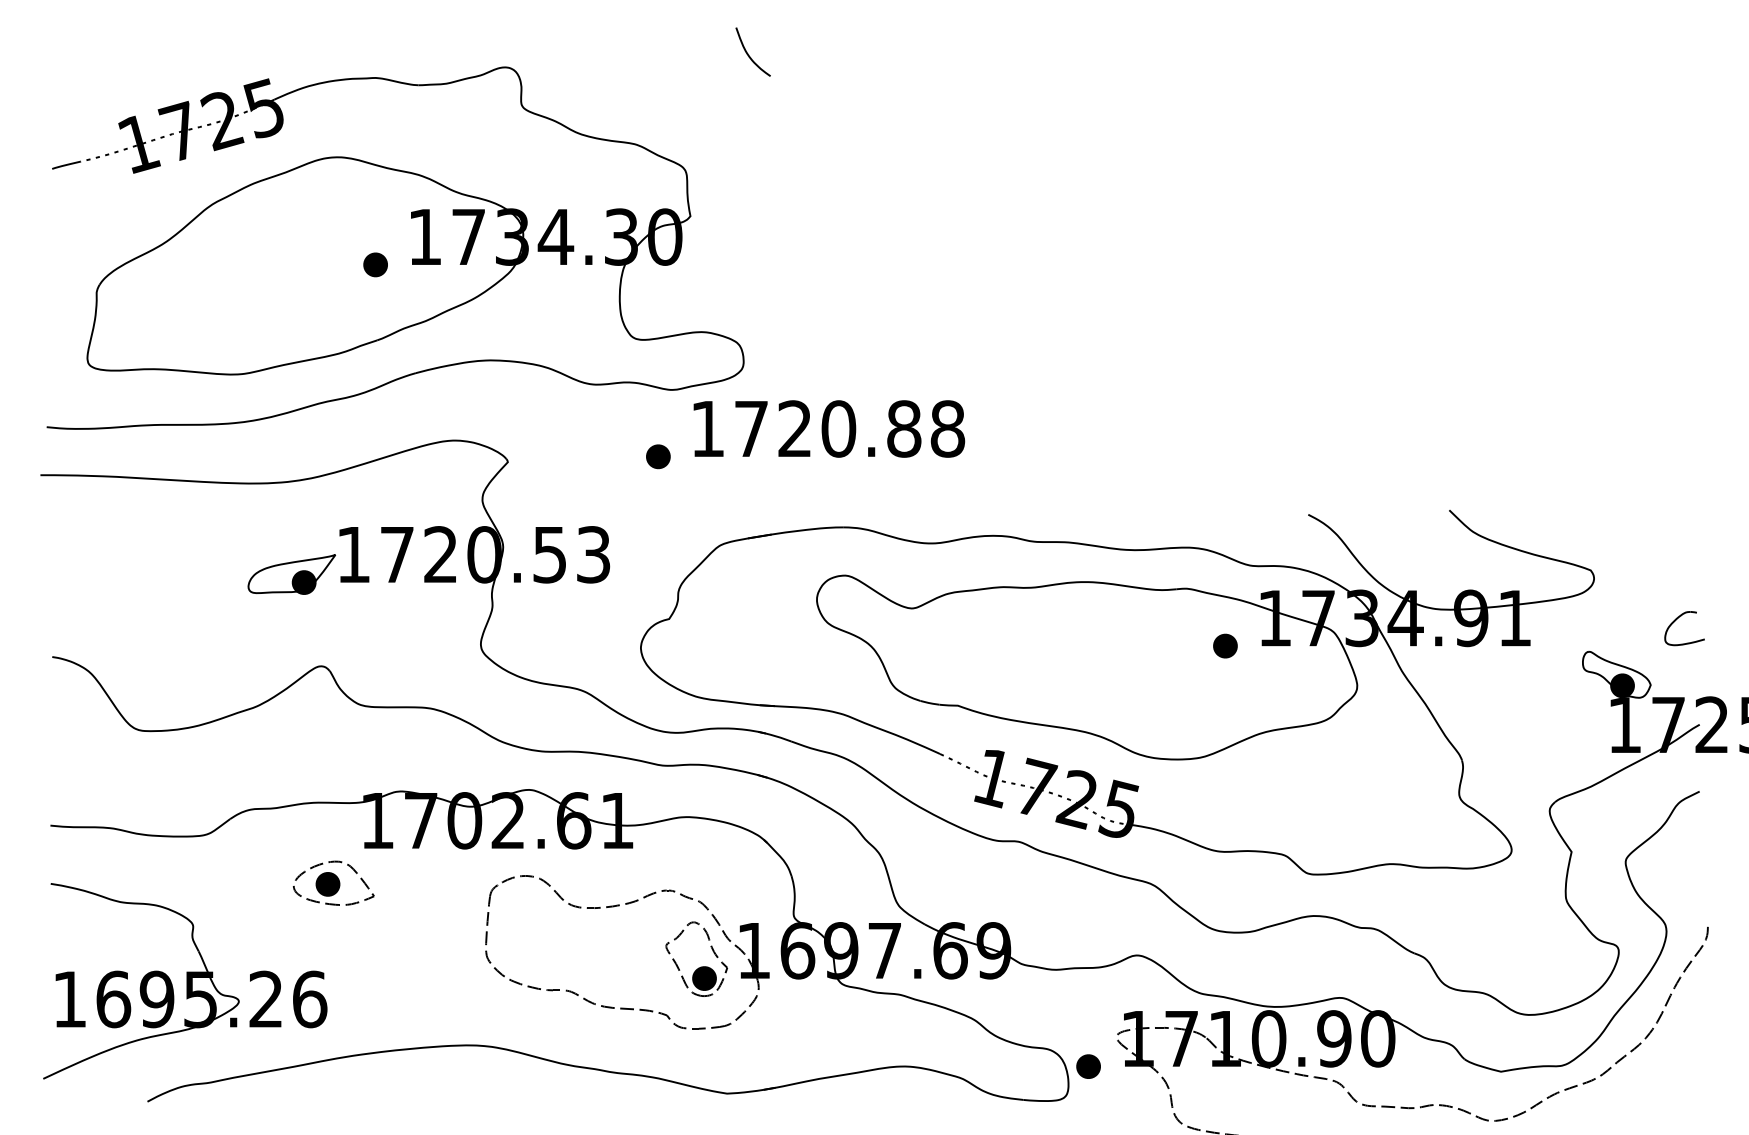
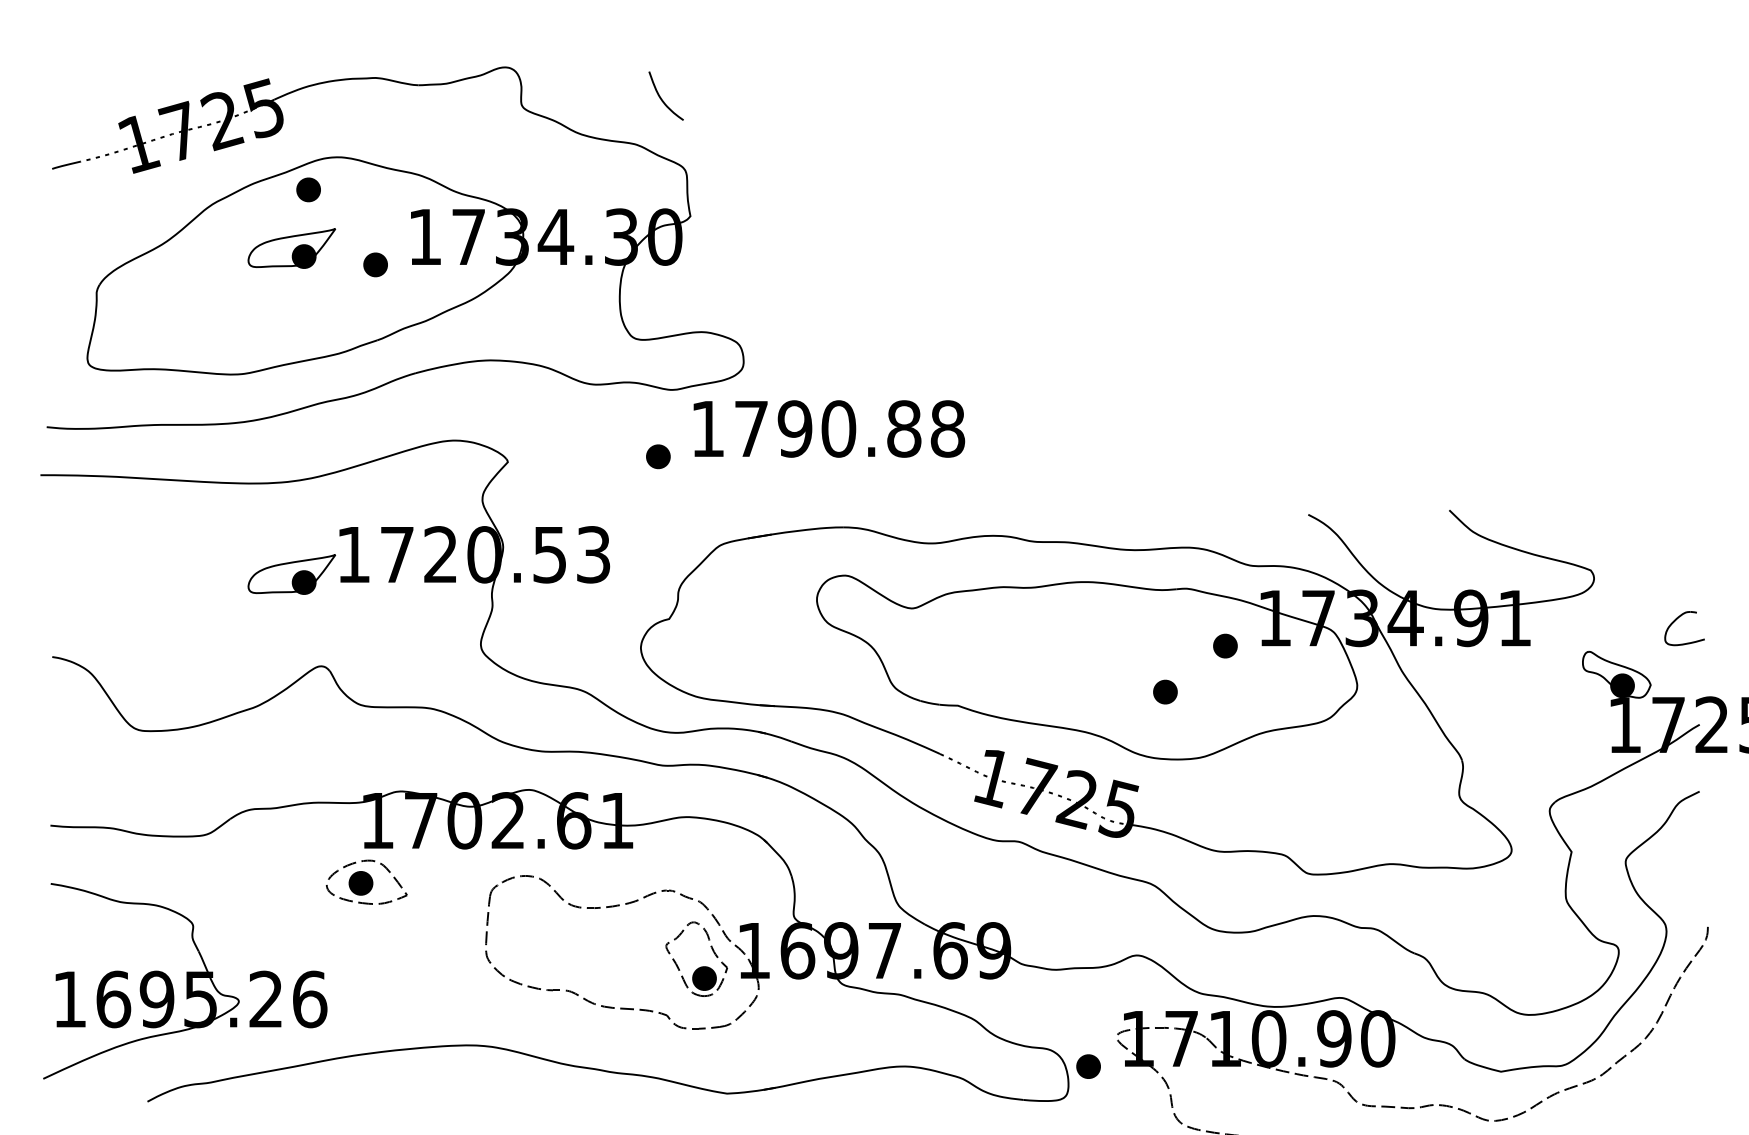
curve position: (748, 53) -> (661, 97) (661, 97)
part: none -> present (308, 189)
part: none -> present (291, 248)
text: 1720.88 -> 1790.88 (794, 428)
part: none -> present (1165, 691)
part position: (333, 882) -> (366, 881) (366, 881)
